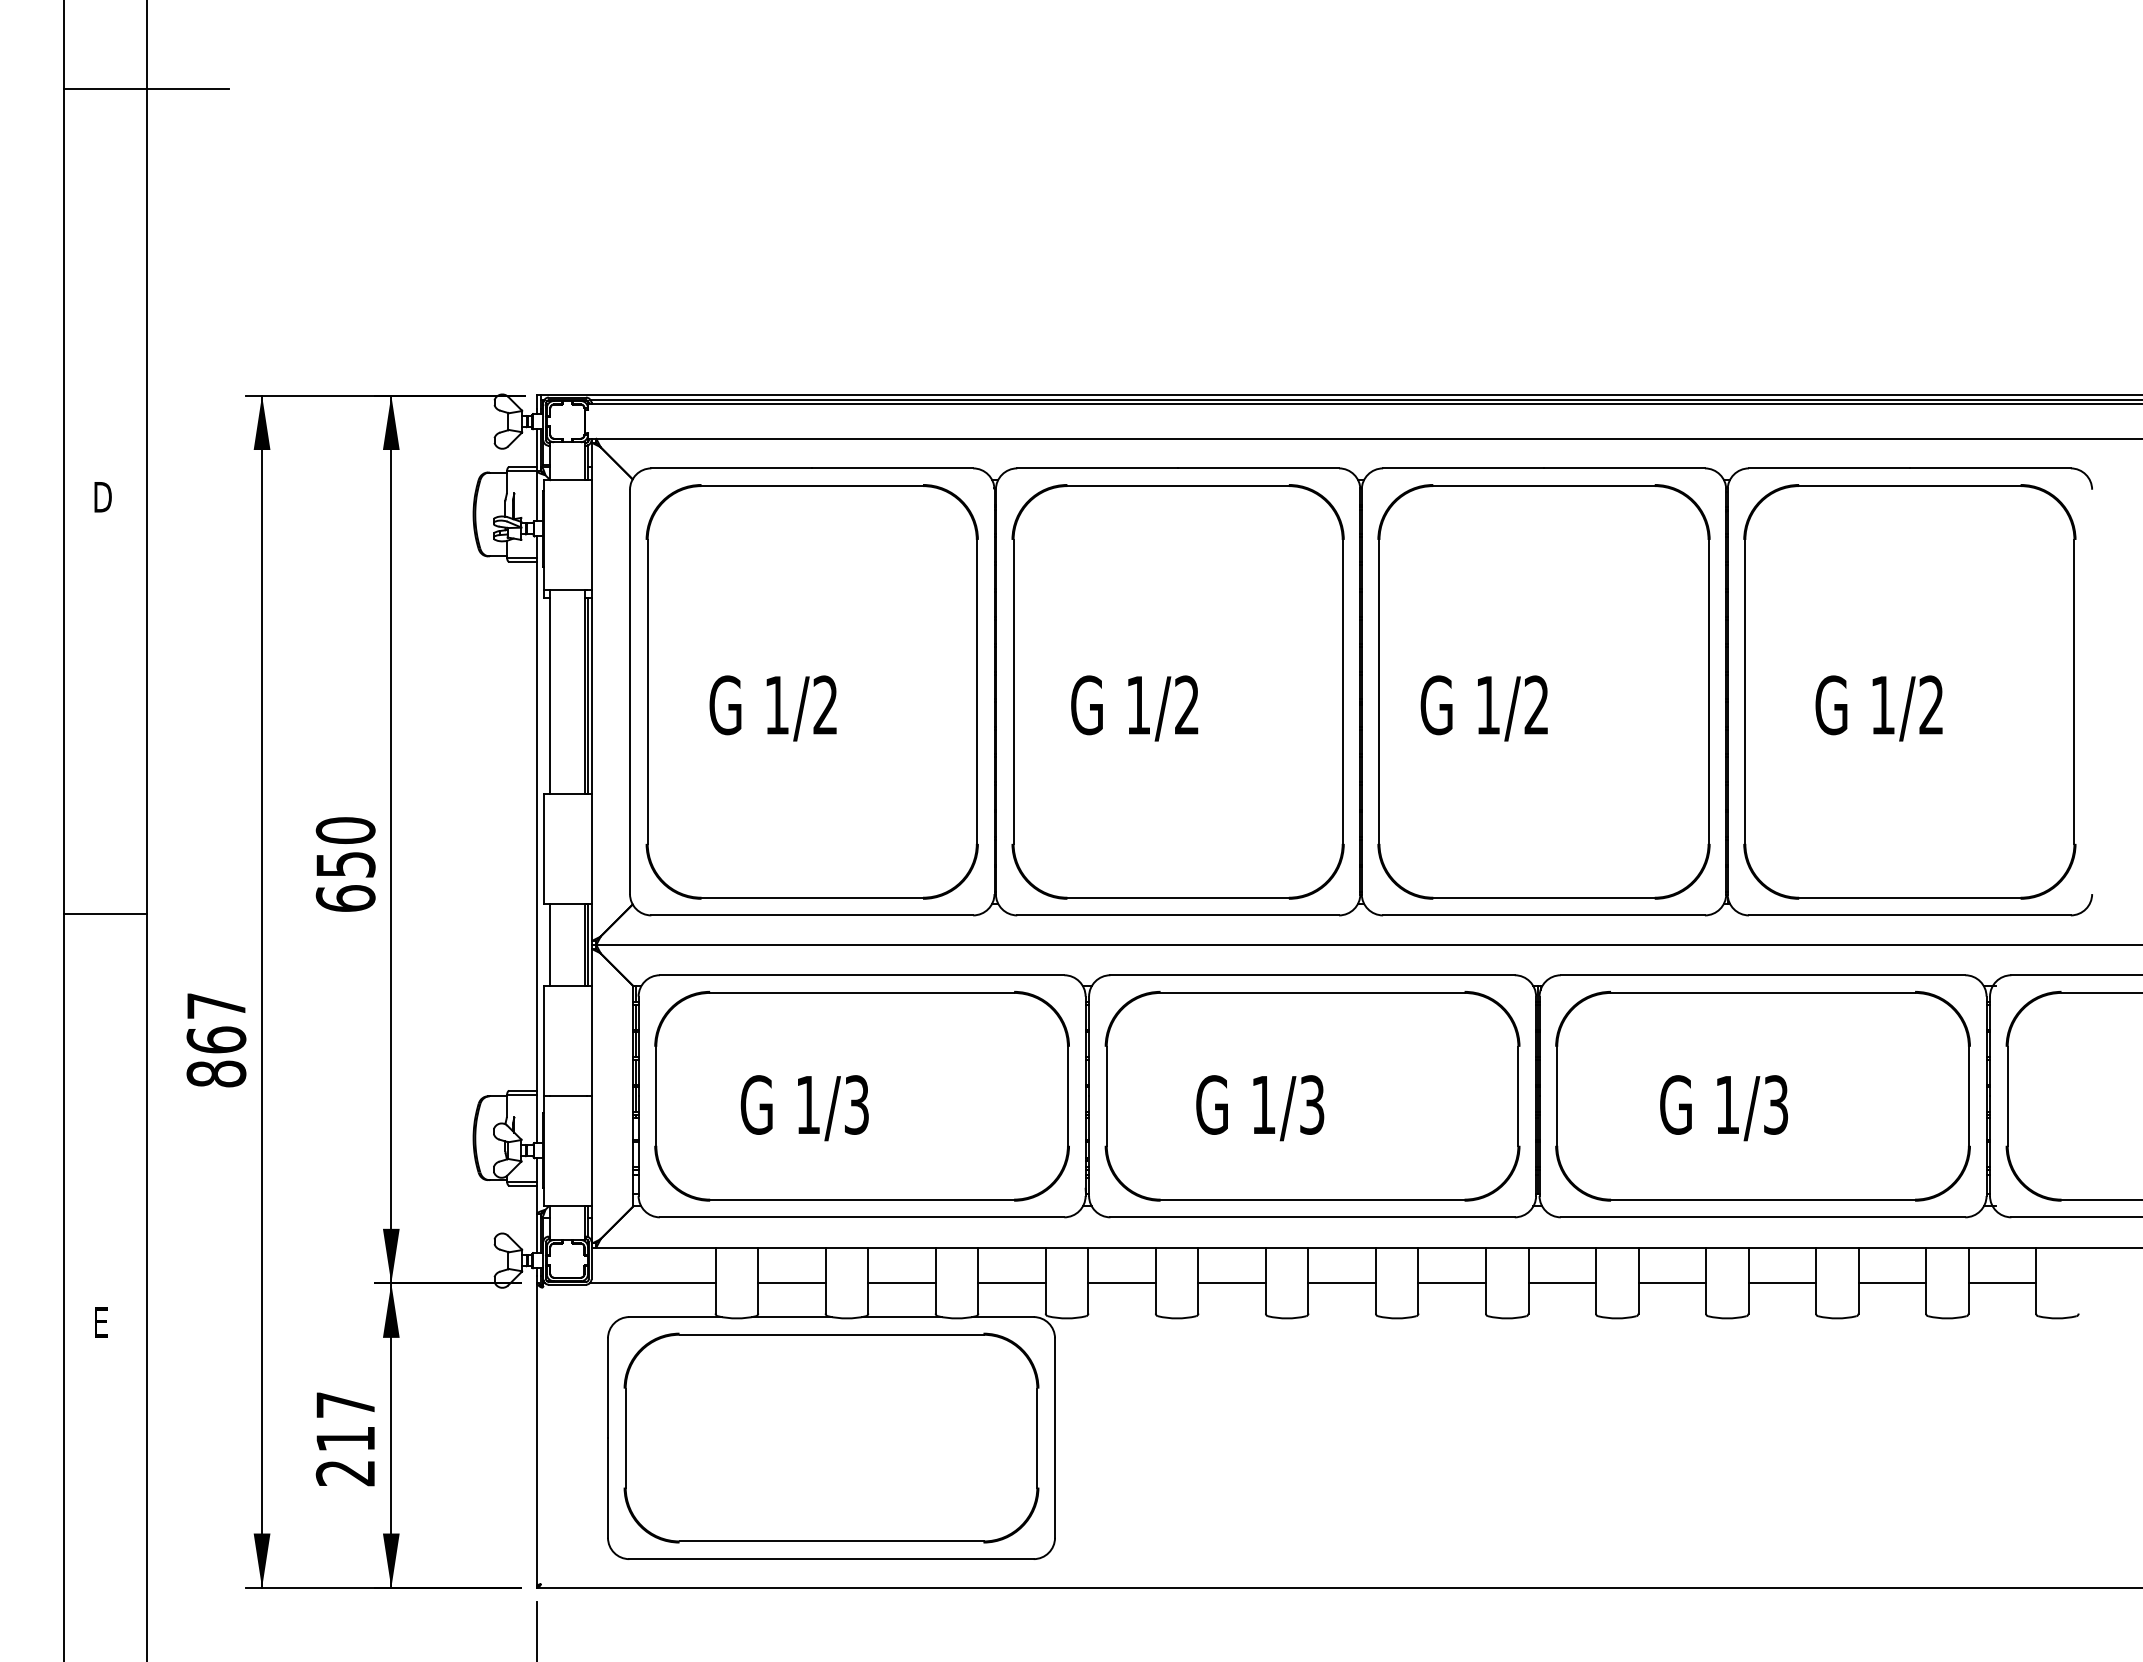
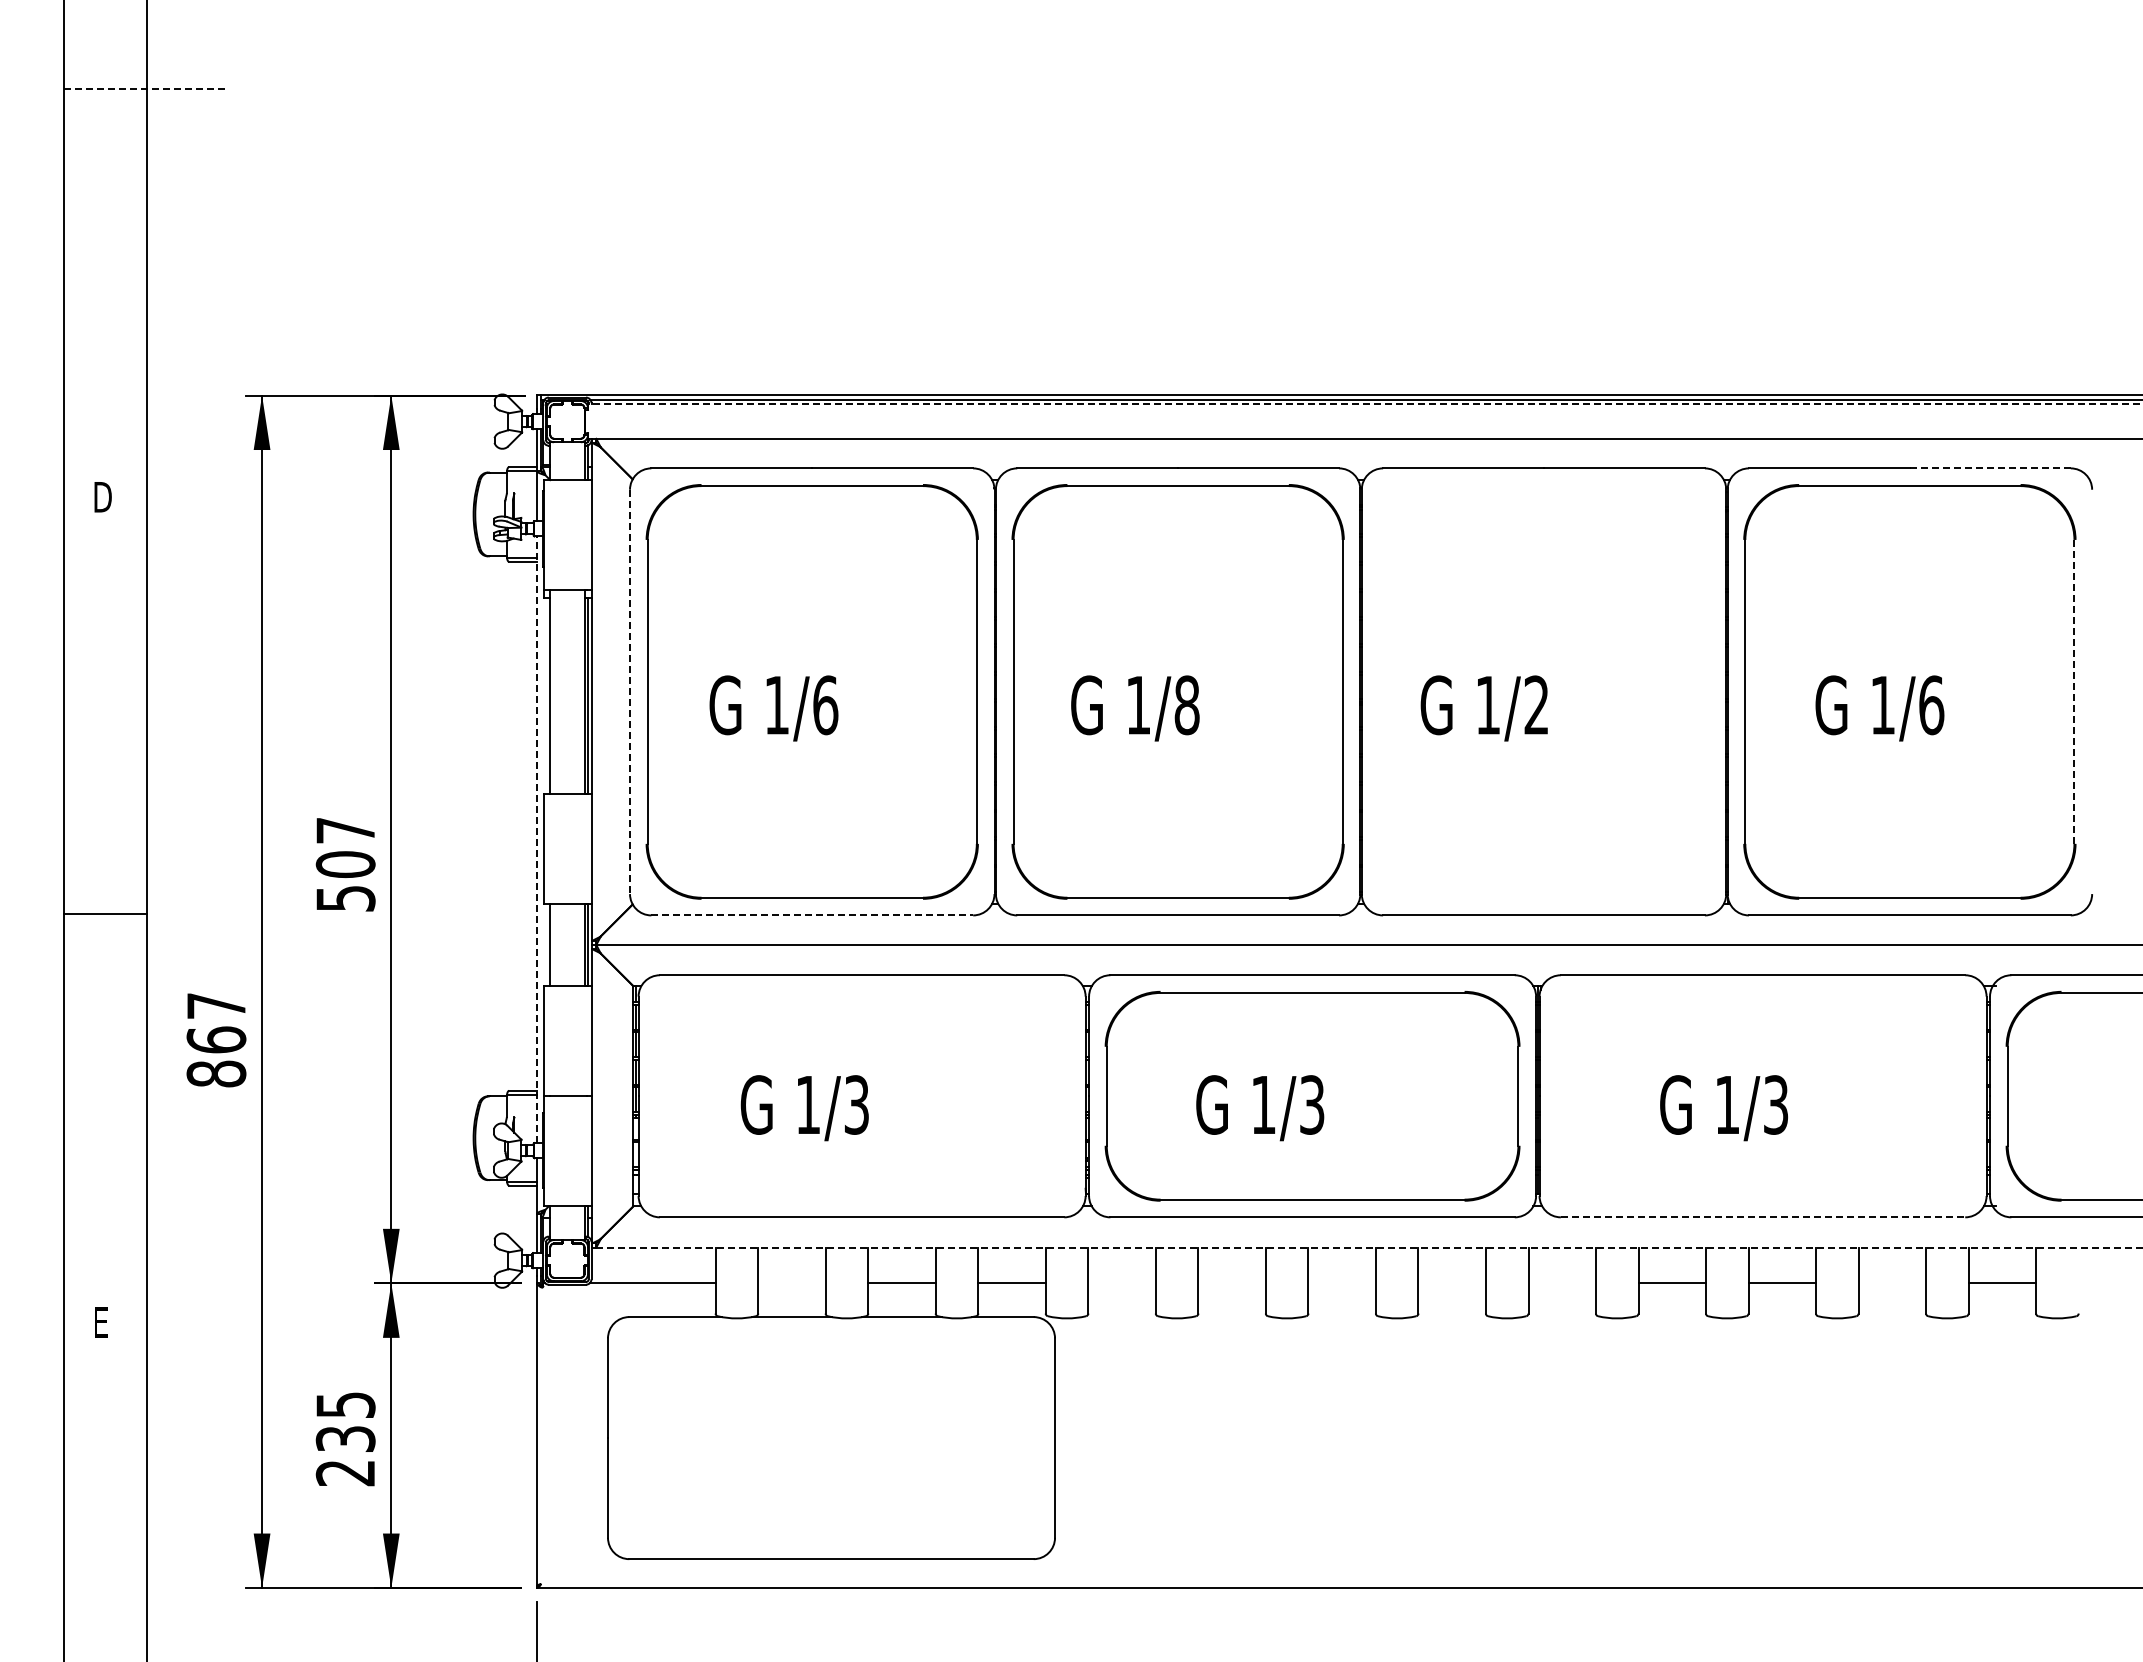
line: solid -> dashed (146, 88)
line: solid -> dashed (1364, 404)
line: solid -> dashed (1989, 468)
part: present -> none (1543, 691)
line: solid -> dashed (2074, 691)
line: solid -> dashed (630, 692)
text: 1/2 -> 1/6 (825, 705)
text: 1/2 -> 1/8 (1186, 705)
text: 1/2 -> 1/6 (1931, 705)
line: solid -> dashed (537, 839)
text: 650 -> 507 (345, 864)
line: solid -> dashed (812, 915)
part: present -> none (861, 1096)
part: present -> none (1762, 1096)
line: solid -> dashed (1763, 1217)
line: solid -> dashed (1369, 1247)
line: present -> none (791, 1283)
line: present -> none (1121, 1283)
line: present -> none (1231, 1283)
line: present -> none (1341, 1283)
line: present -> none (1451, 1283)
line: present -> none (1561, 1283)
line: present -> none (1892, 1283)
text: 217 -> 235 (345, 1421)
part: present -> none (831, 1437)
